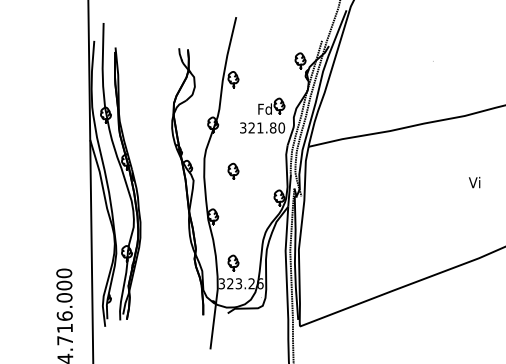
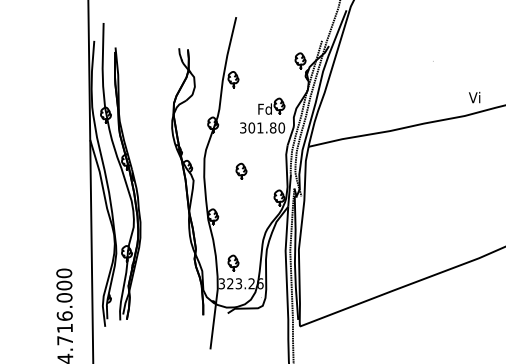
text: 321.80 -> 301.80 (251, 127)
part position: (233, 170) -> (241, 170) (241, 170)
text position: (474, 182) -> (474, 97) (474, 97)
